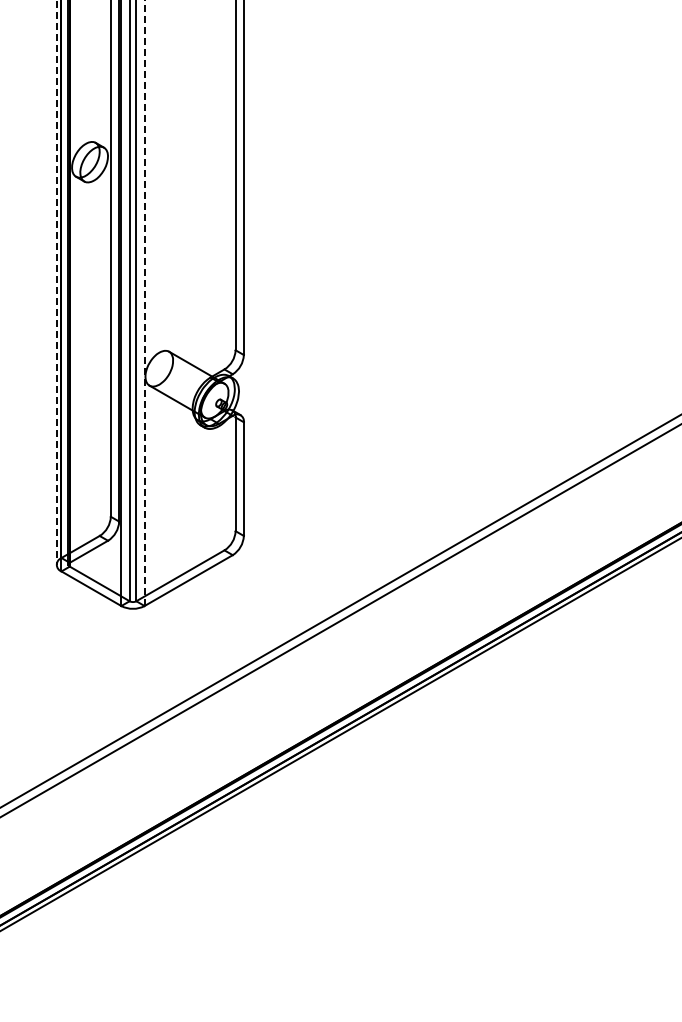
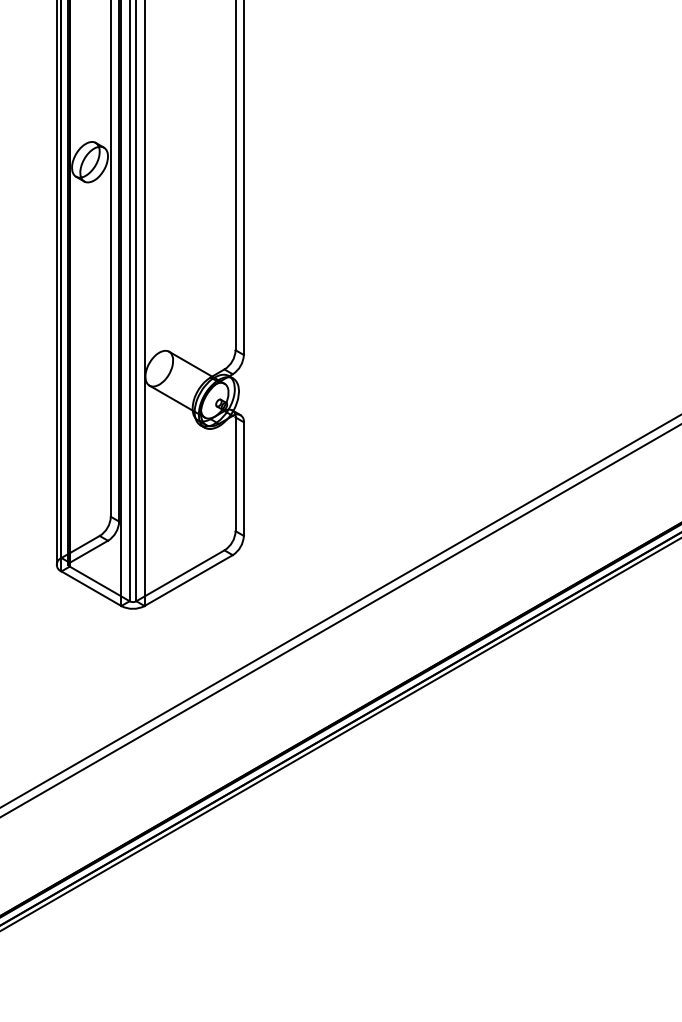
line: dashed -> solid (56, 282)
line: dashed -> solid (144, 303)
